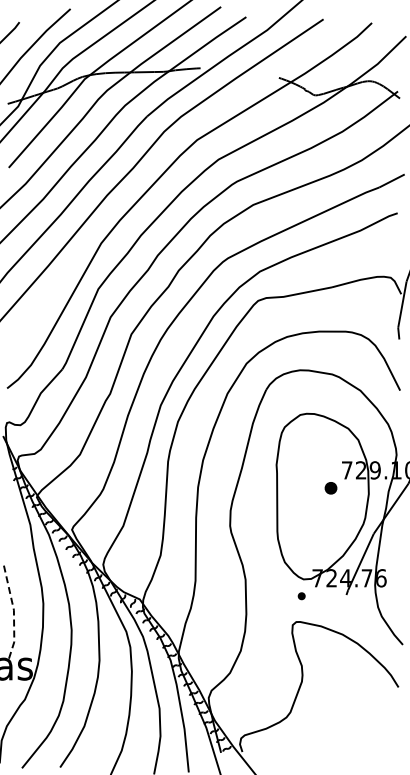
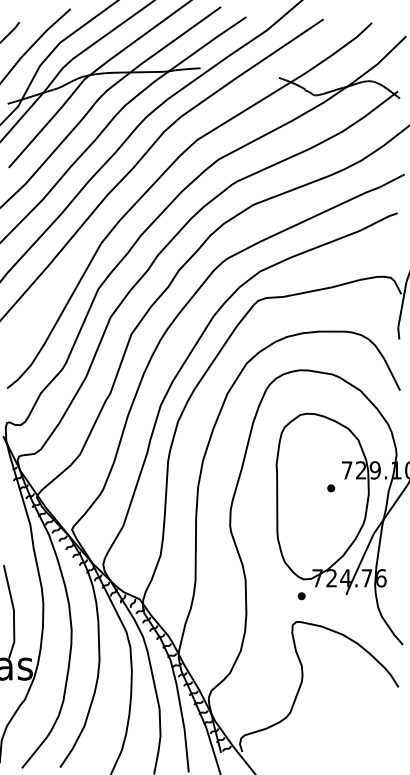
part size: 14x13 px -> 9x9 px (331, 488)
line: dashed -> solid (13, 611)
